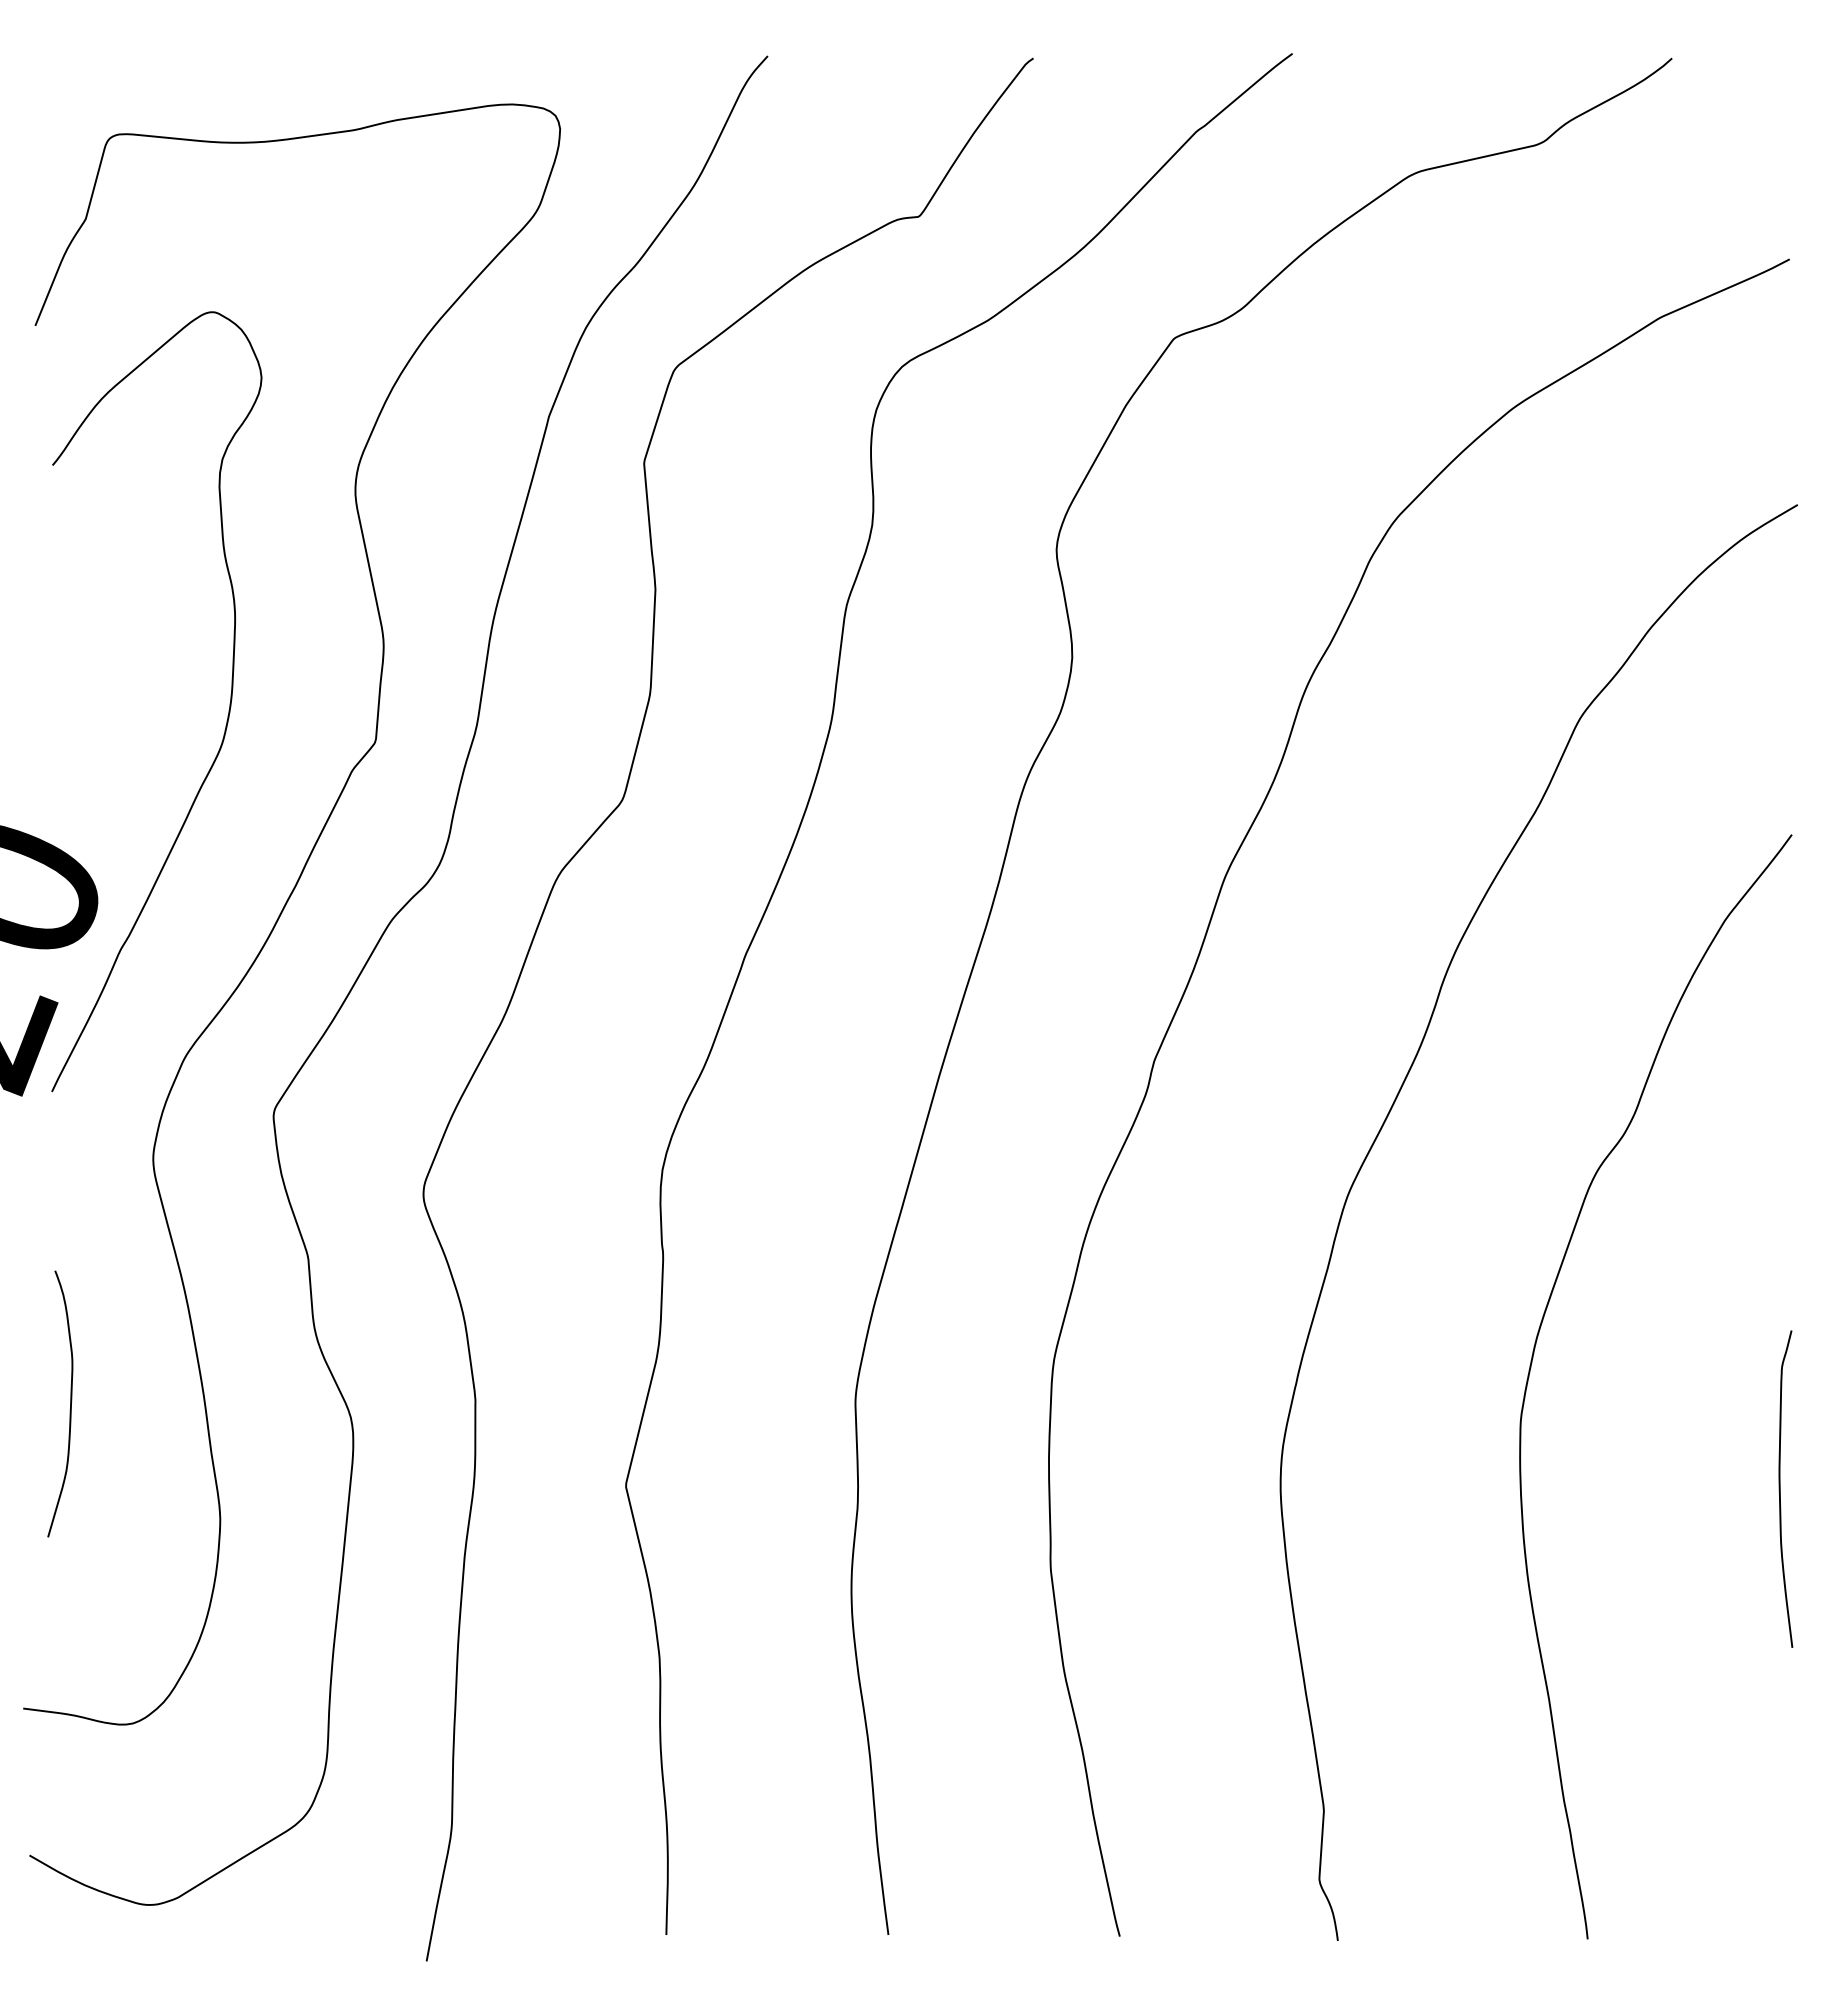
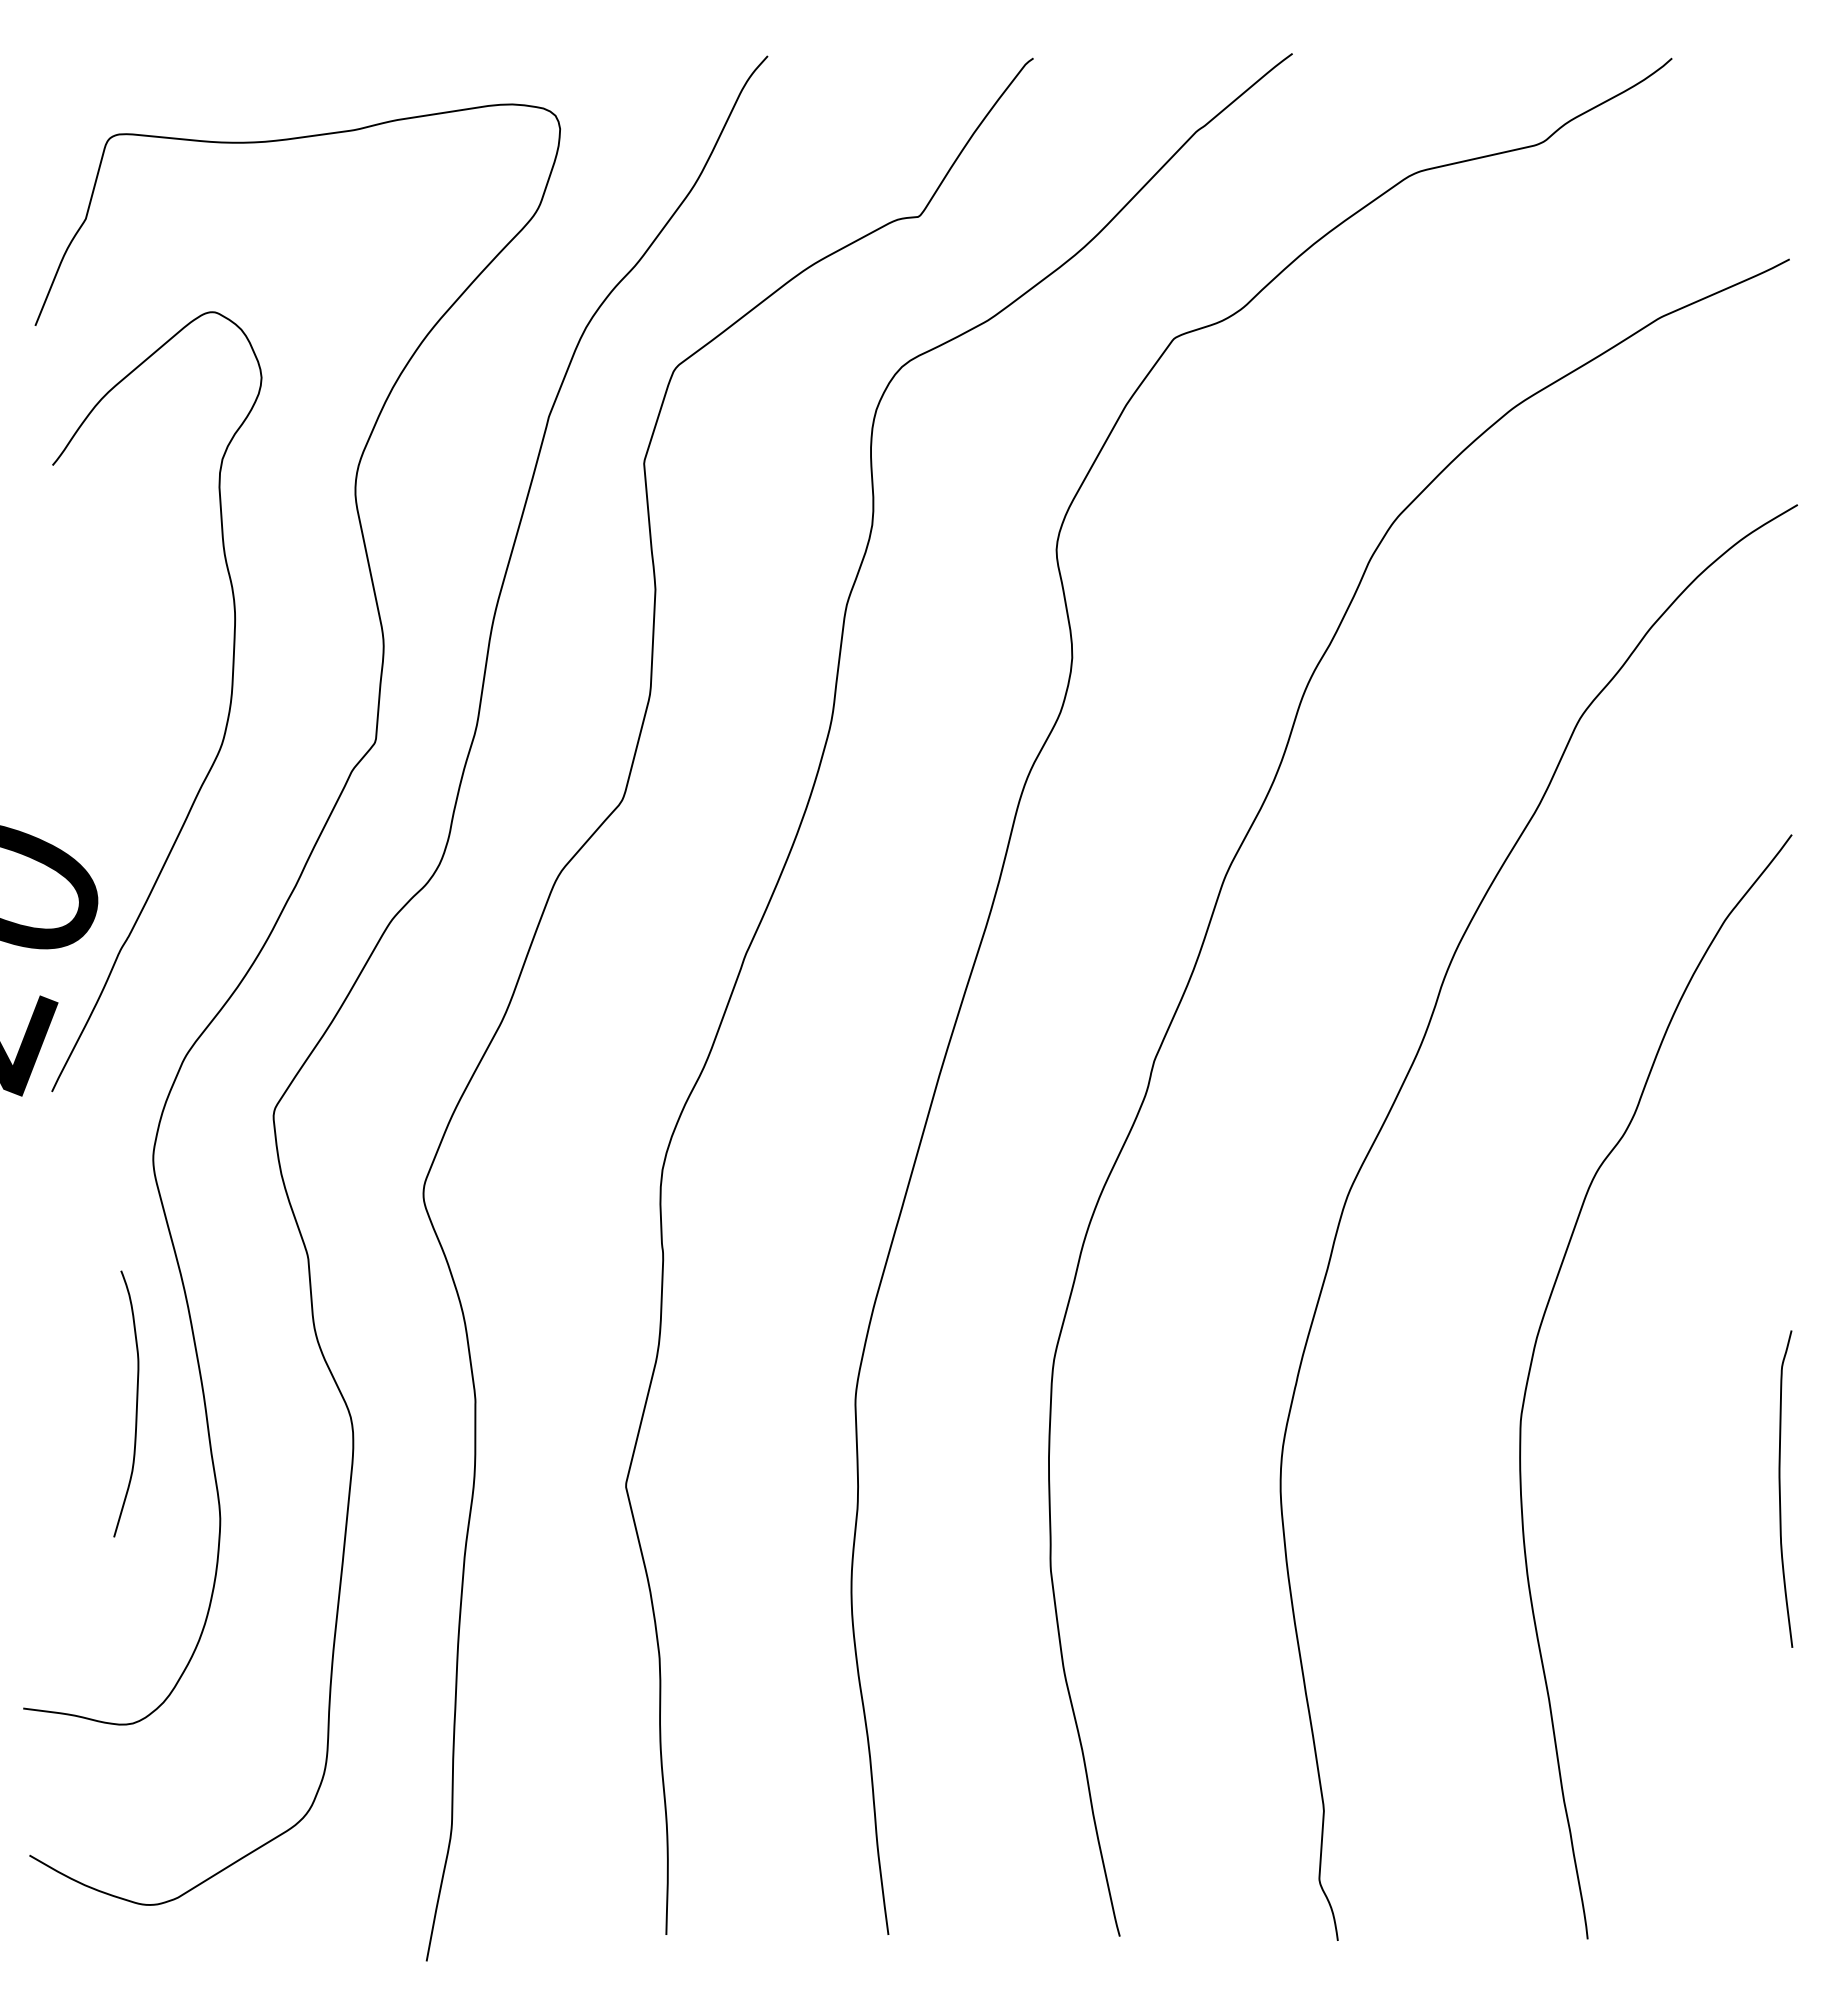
curve position: (70, 1403) -> (136, 1403) (136, 1403)
